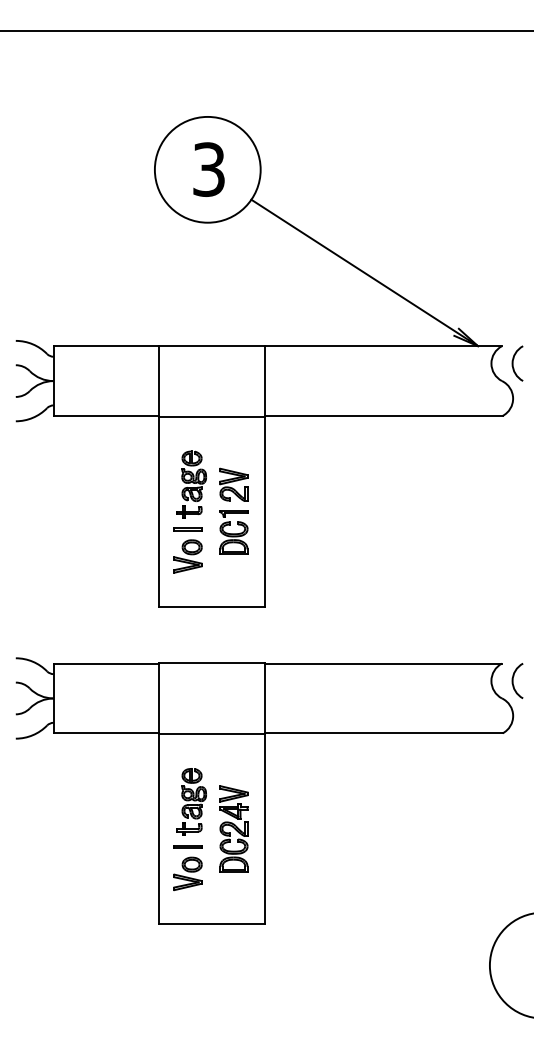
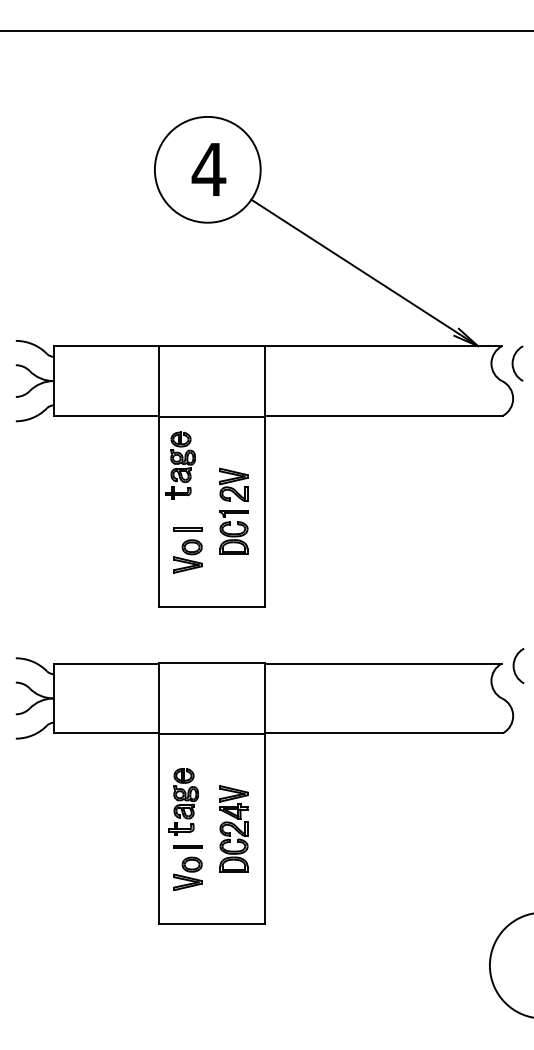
text: 3 -> 4 (208, 169)
part position: (191, 484) -> (180, 465) (180, 465)
arc position: (513, 680) -> (514, 665) (514, 665)
part position: (191, 801) -> (183, 801) (183, 801)
